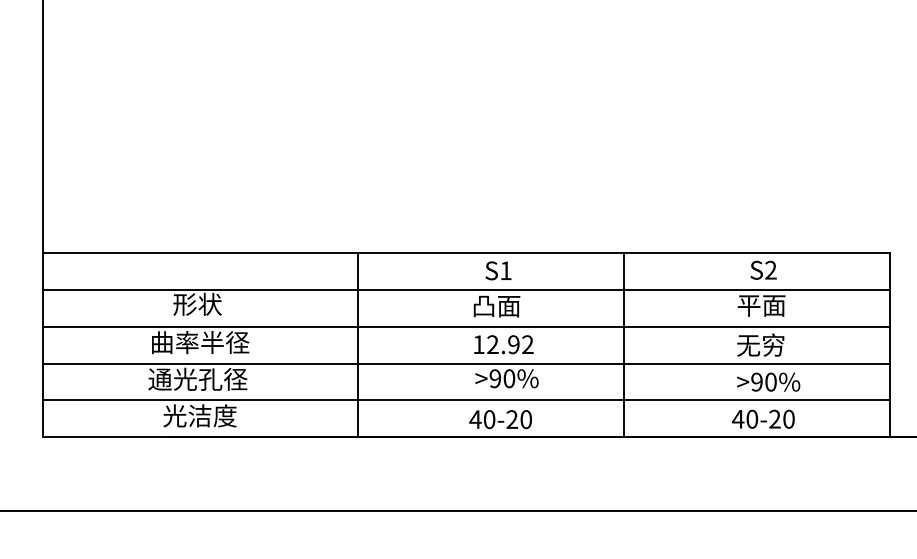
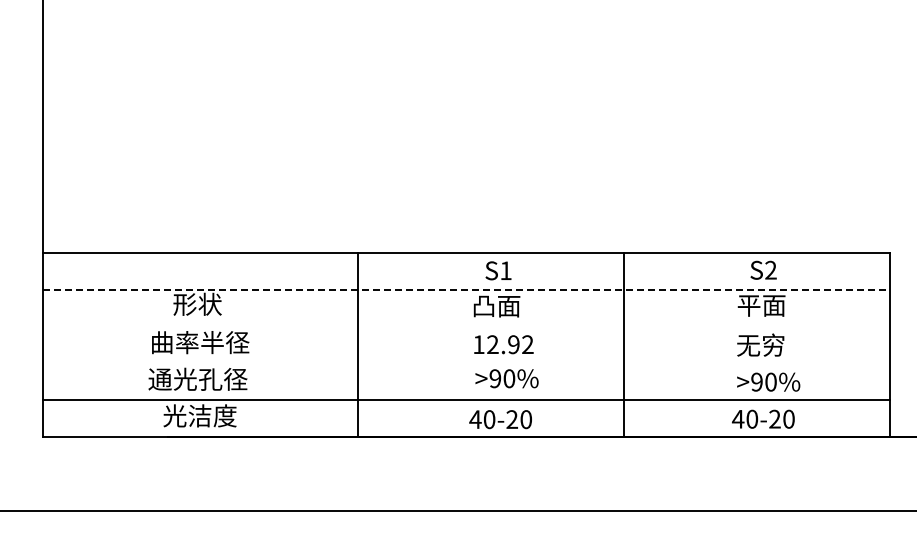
line: solid -> dashed (466, 289)
line: present -> none (465, 326)
line: present -> none (465, 363)
